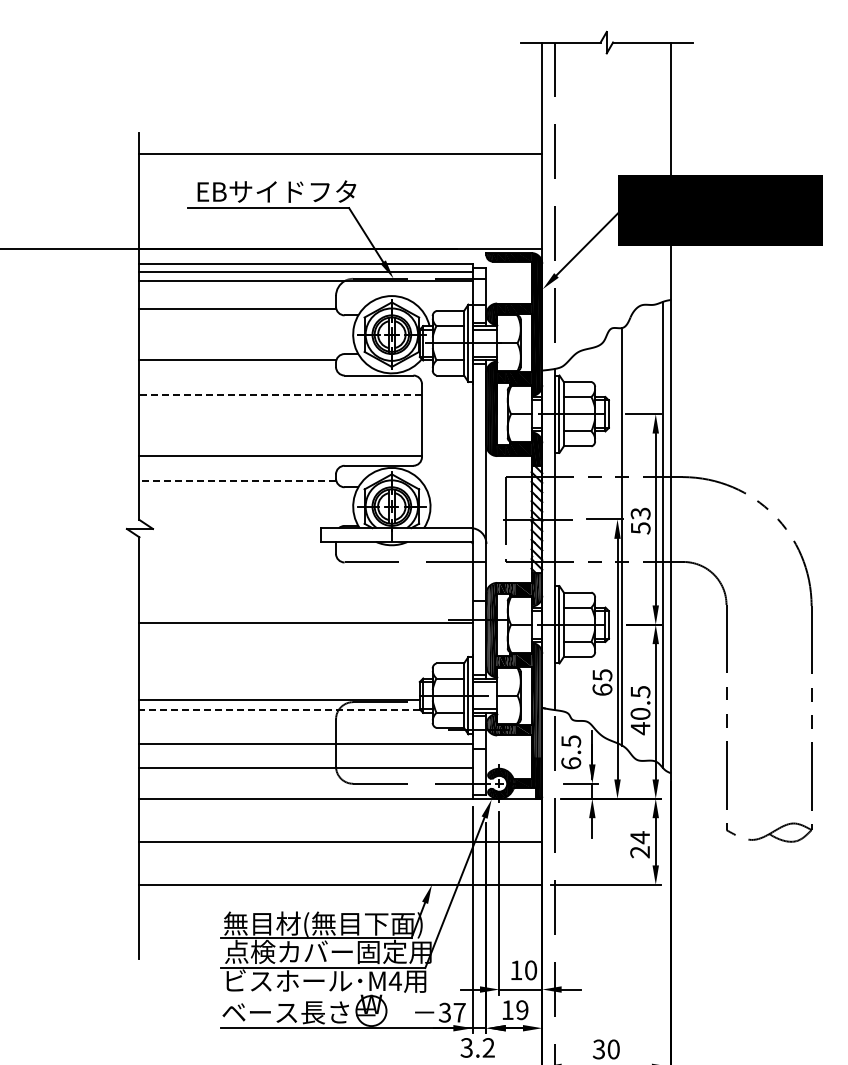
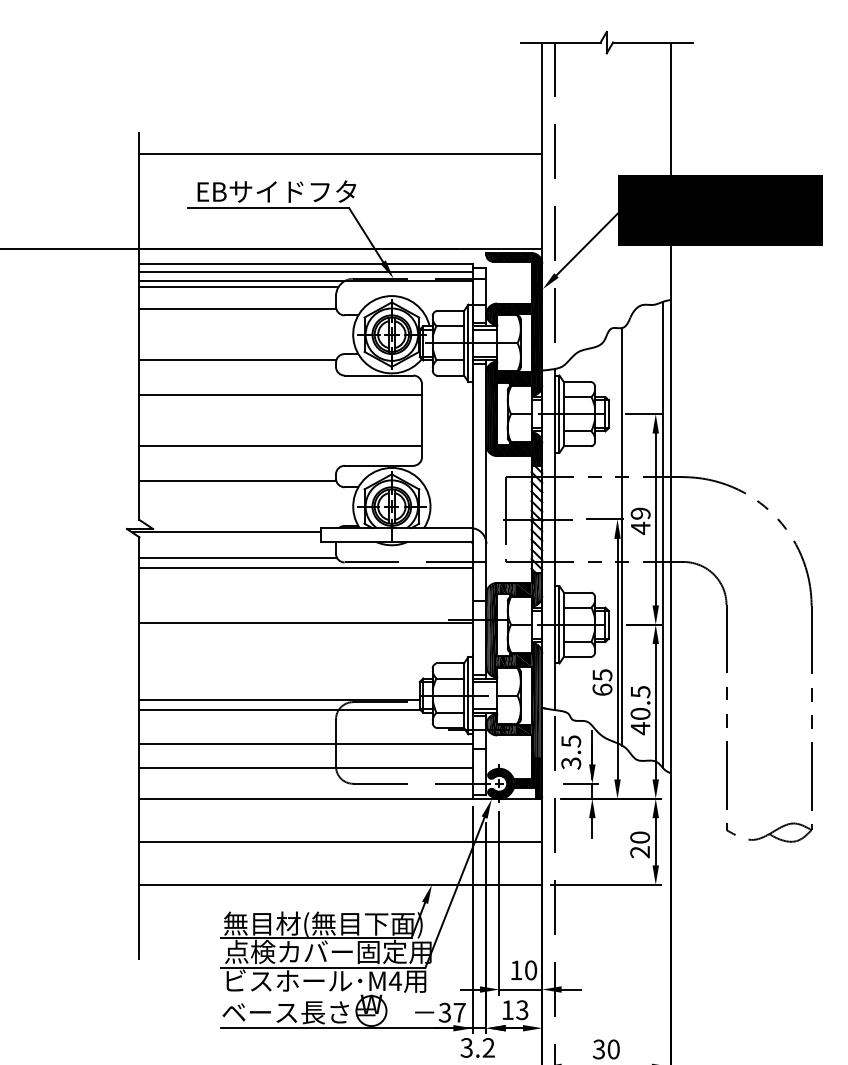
line: none -> present (238, 287)
line: dashed -> solid (280, 394)
line position: (280, 456) -> (280, 446) (280, 446)
line: dashed -> solid (237, 480)
text: 53 -> 49 (640, 520)
line: none -> present (226, 532)
line: none -> present (238, 558)
line: none -> present (305, 568)
line: dashed -> solid (279, 709)
text: 6.5 -> 3.5 (571, 763)
text: 24 -> 20 (640, 837)
text: 19 -> 13 (522, 1010)
